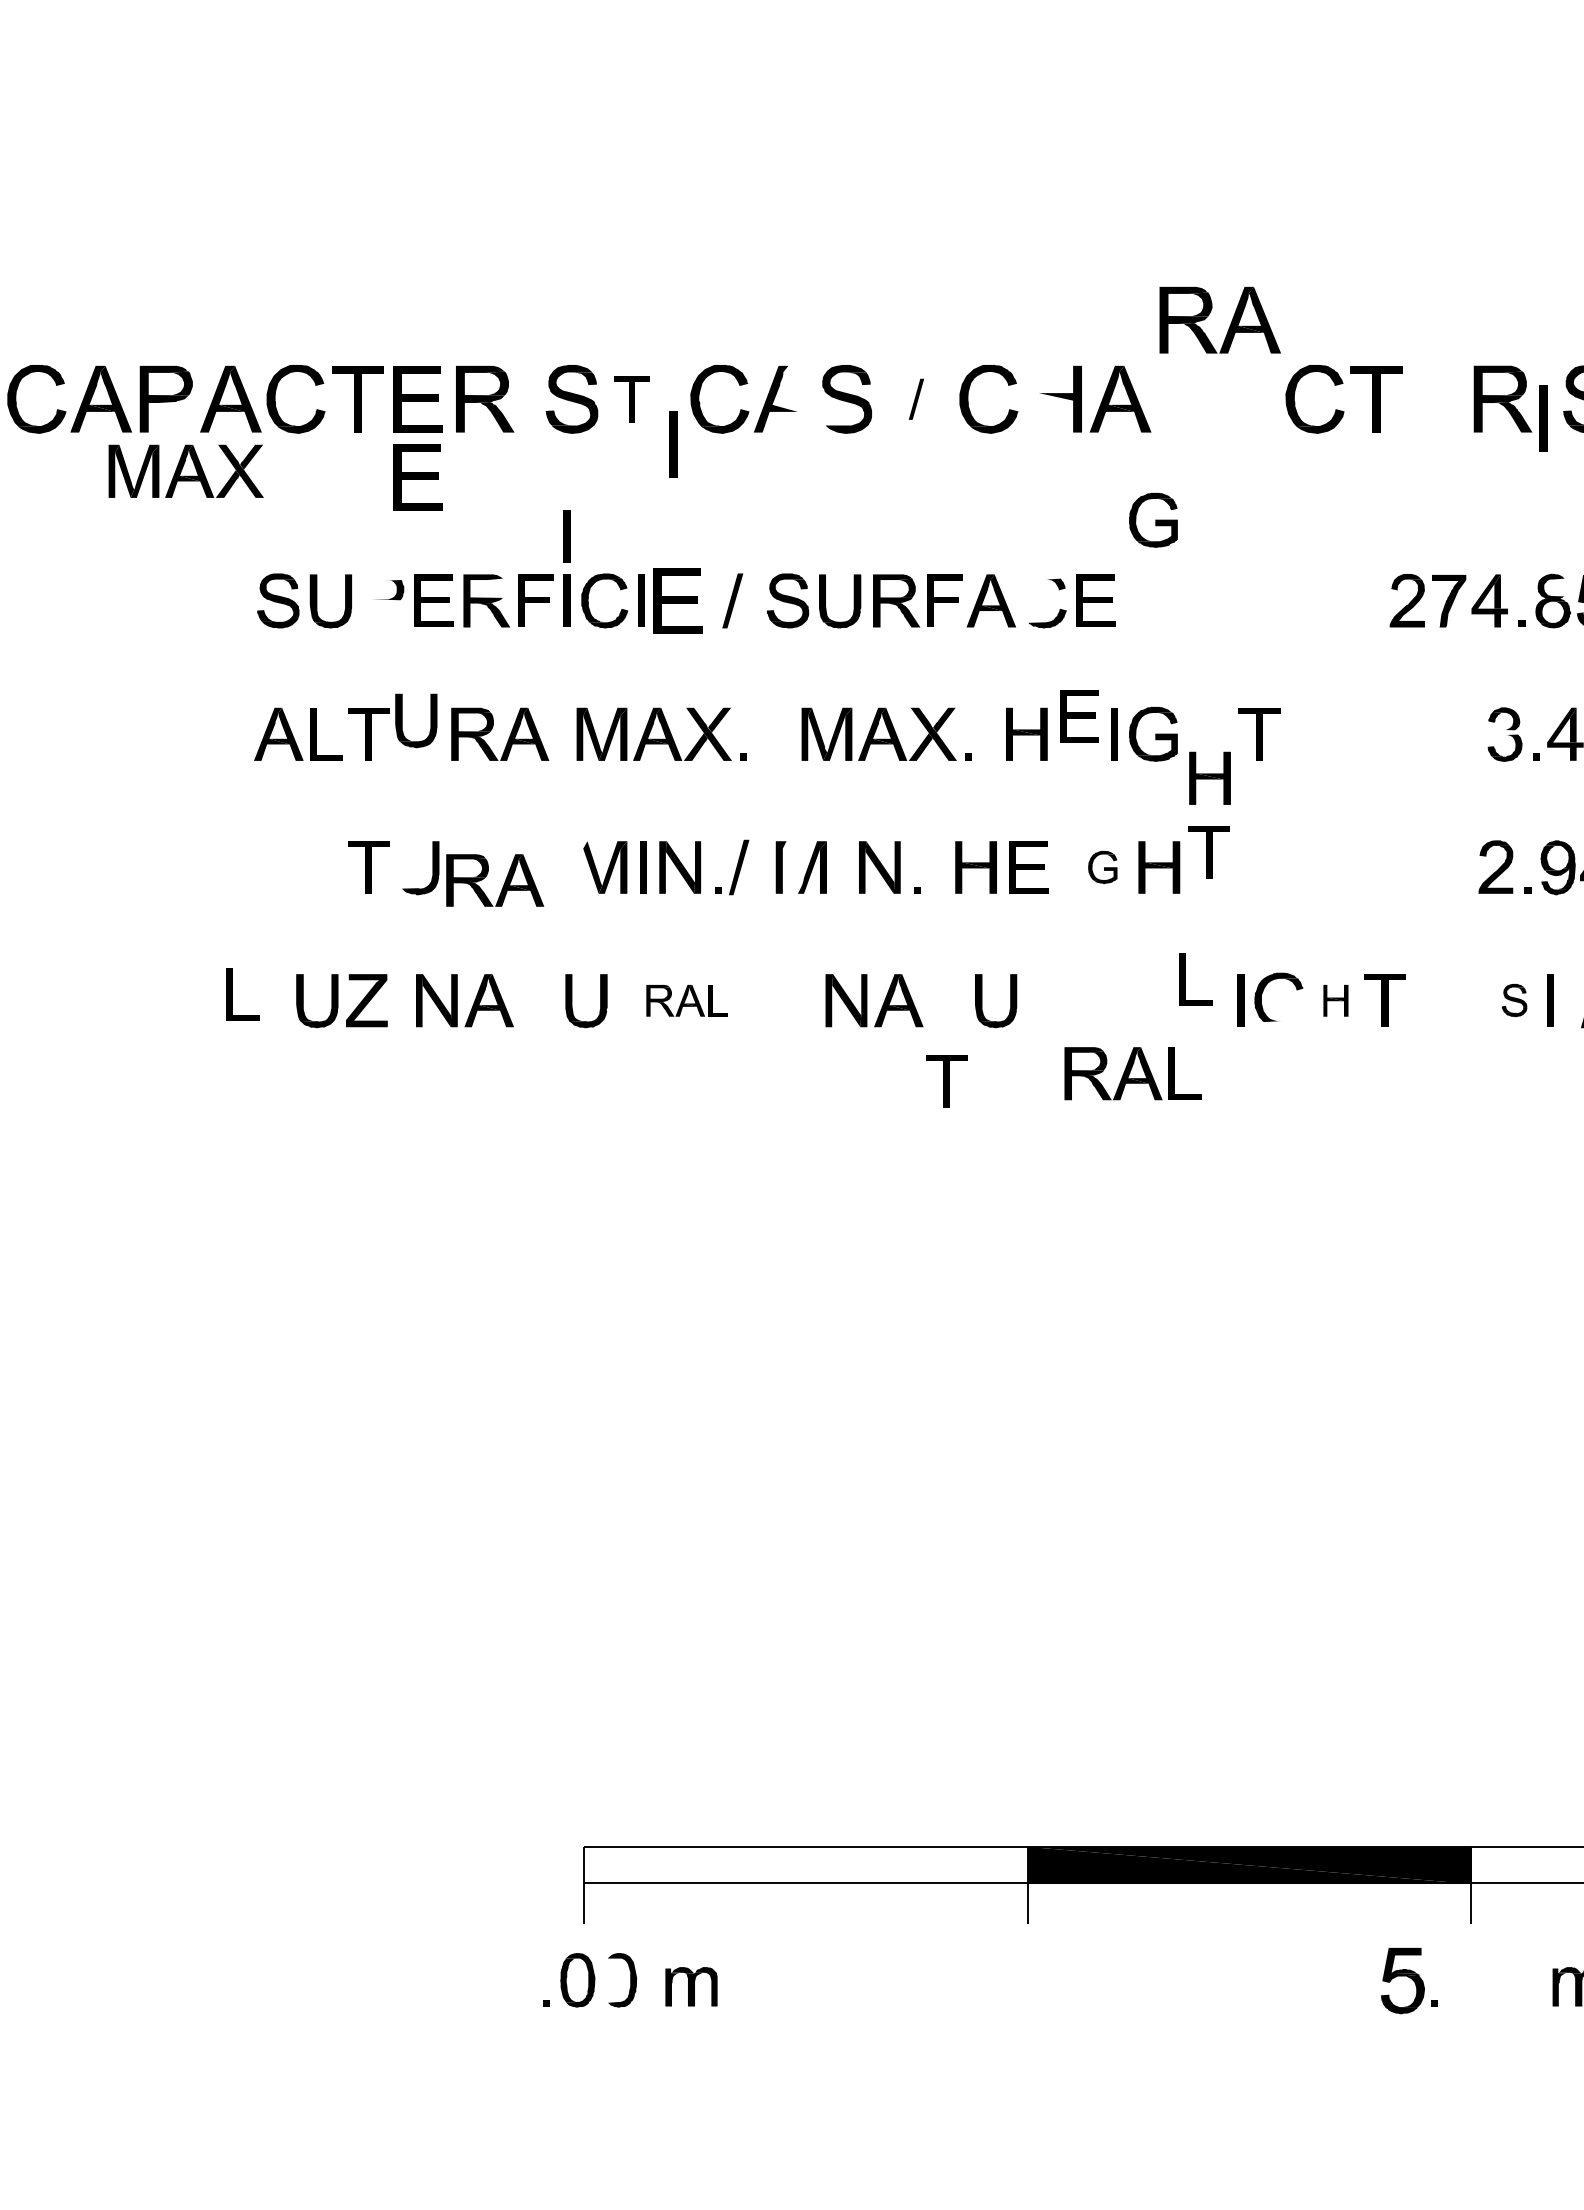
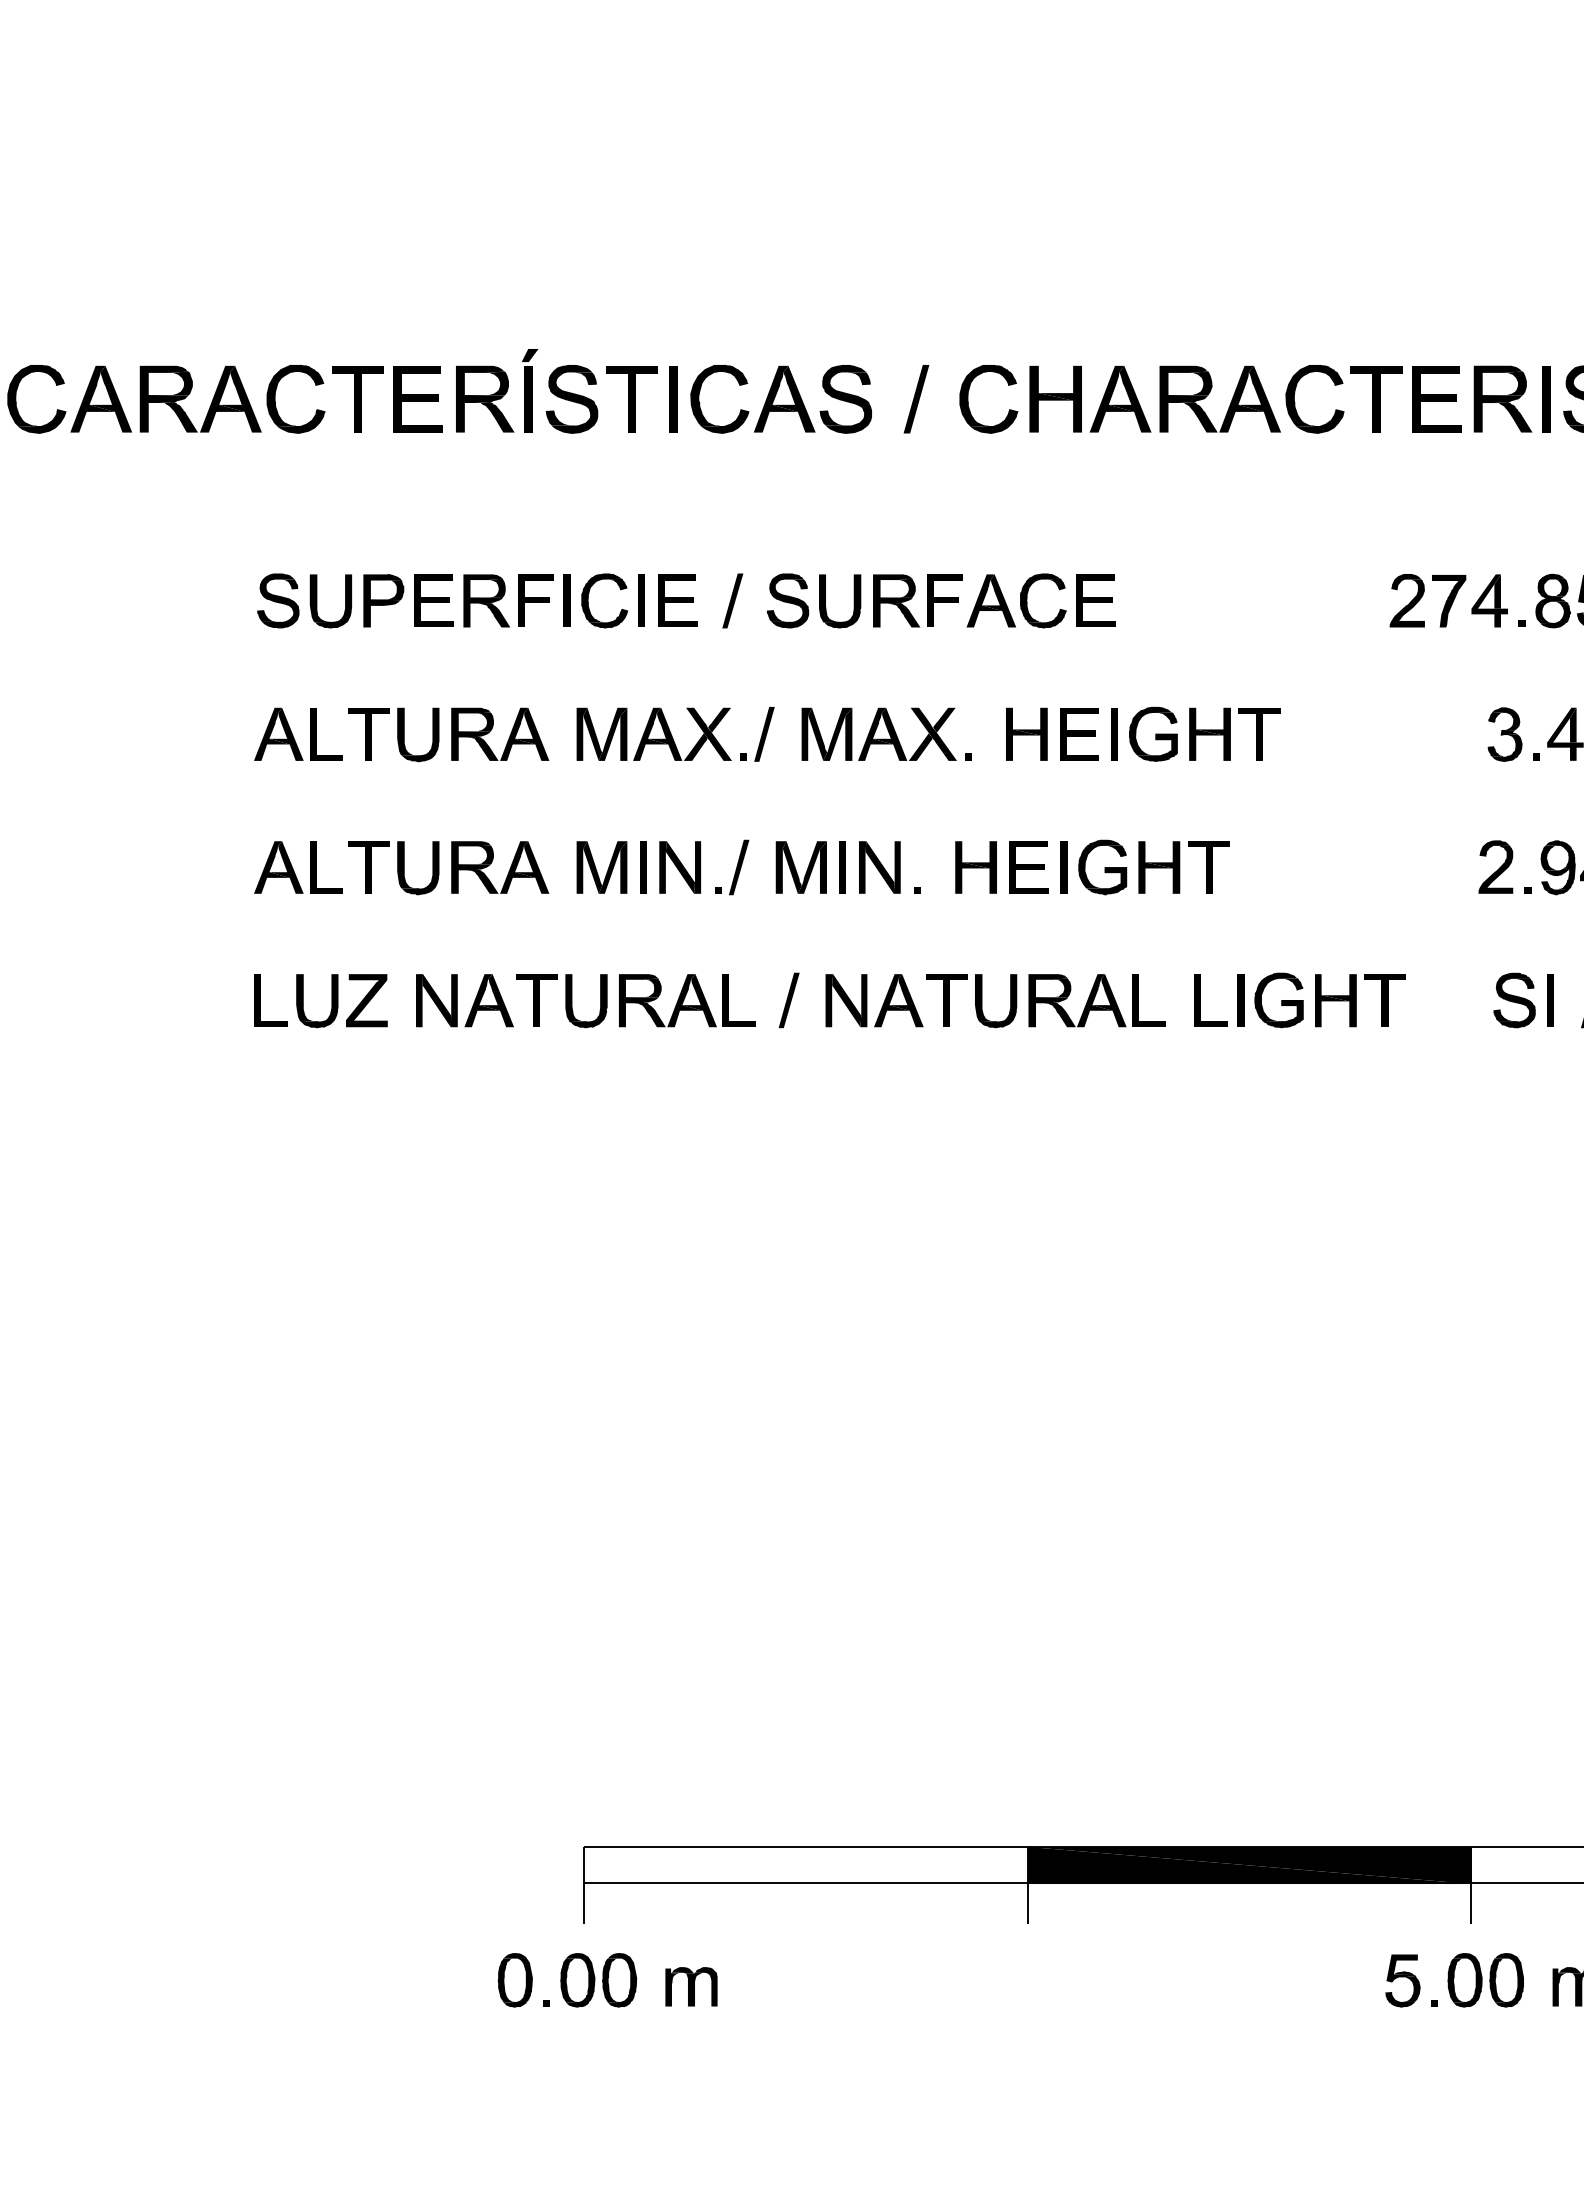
part position: (1210, 313) -> (1210, 392) (1210, 392)
part: none -> present (530, 390)
fill: none -> present (793, 398)
part size: 15x42 px -> 27x69 px (916, 399)
fill: none -> present (1051, 398)
fill: none -> present (1436, 398)
part size: 36x47 px -> 52x67 px (631, 399)
fill: none -> present (178, 417)
fill: none -> present (832, 417)
part position: (1543, 418) -> (1546, 399) (1546, 399)
part position: (673, 444) -> (673, 399) (673, 399)
part: present -> none (185, 470)
part: present -> none (417, 477)
part: present -> none (1153, 519)
part: present -> none (566, 536)
fill: none -> present (487, 587)
fill: none -> present (1560, 587)
fill: none -> present (1040, 597)
fill: none -> present (382, 600)
part size: 50x66 px -> 40x53 px (677, 600)
part position: (1079, 716) -> (1079, 734) (1079, 734)
part position: (402, 720) -> (404, 734) (404, 734)
fill: none -> present (1509, 732)
fill: none -> present (764, 733)
part position: (1209, 777) -> (1209, 733) (1209, 733)
part position: (1208, 852) -> (1208, 867) (1208, 867)
fill: none -> present (407, 864)
part: none -> present (298, 867)
fill: none -> present (581, 867)
fill: none -> present (791, 867)
fill: none -> present (842, 867)
fill: none -> present (1063, 867)
part size: 30x35 px -> 50x57 px (1102, 867)
part position: (503, 884) -> (508, 871) (508, 871)
part position: (1185, 979) -> (1200, 1000) (1200, 1000)
part position: (232, 994) -> (260, 1000) (260, 1000)
fill: none -> present (536, 1000)
part size: 82x32 px -> 137x54 px (687, 1000)
part: none -> present (788, 1000)
part size: 26x32 px -> 42x54 px (1335, 1000)
part size: 26x34 px -> 43x57 px (1514, 1000)
fill: none -> present (1283, 1013)
part position: (1132, 1073) -> (1096, 1000) (1096, 1000)
part position: (946, 1081) -> (946, 1000) (946, 1000)
part: none -> present (514, 1980)
fill: none -> present (610, 1980)
part: none -> present (1485, 1980)
part size: 45x67 px -> 36x54 px (1402, 1980)
